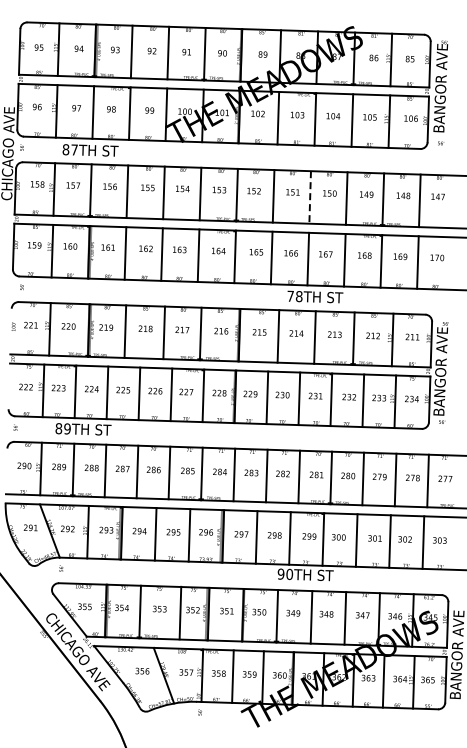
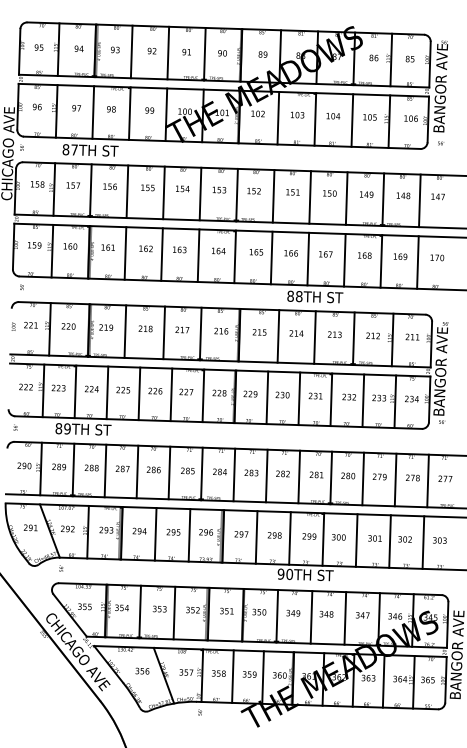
line: dashed -> solid (310, 197)
text: 78TH -> 88TH (290, 295)
line position: (180, 612) -> (174, 612) (174, 612)
